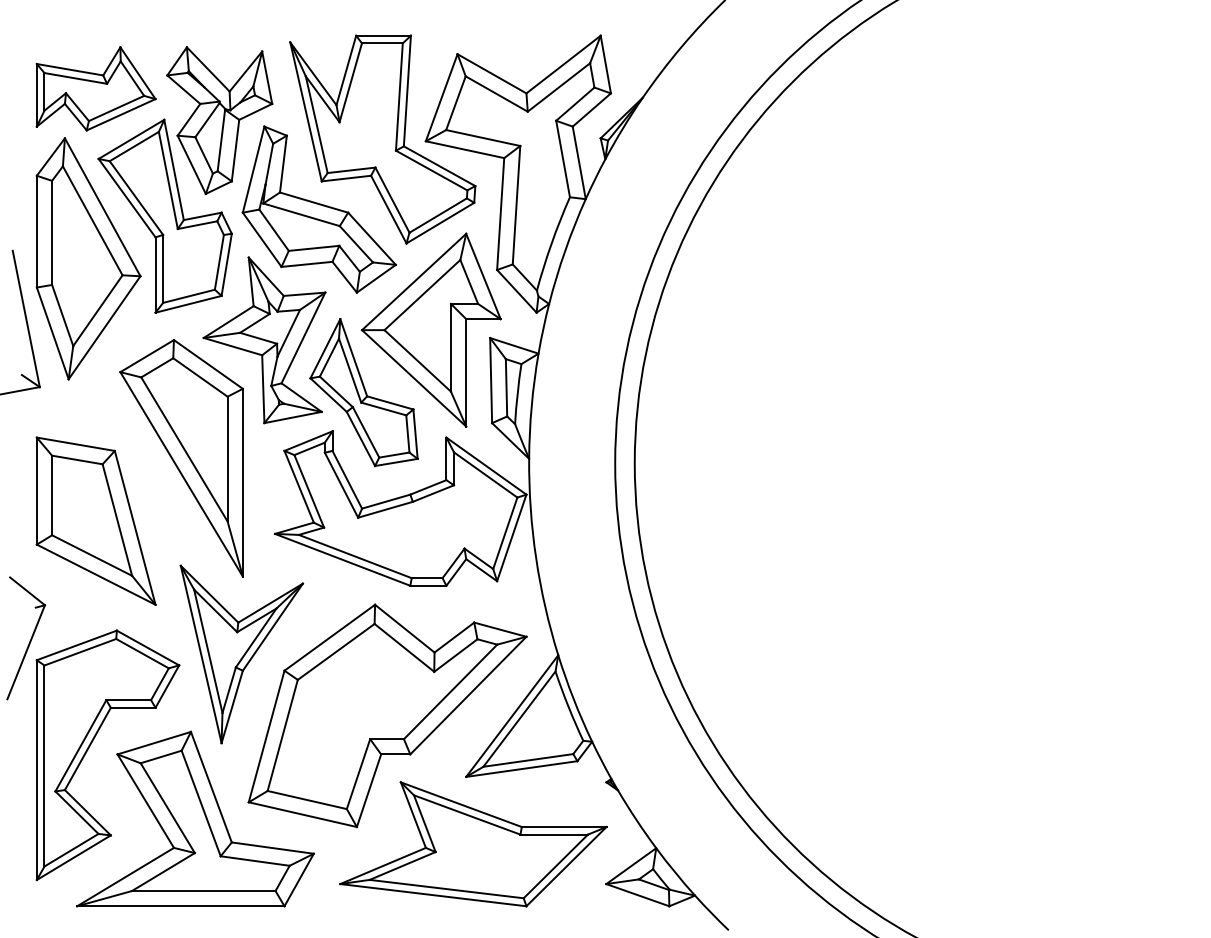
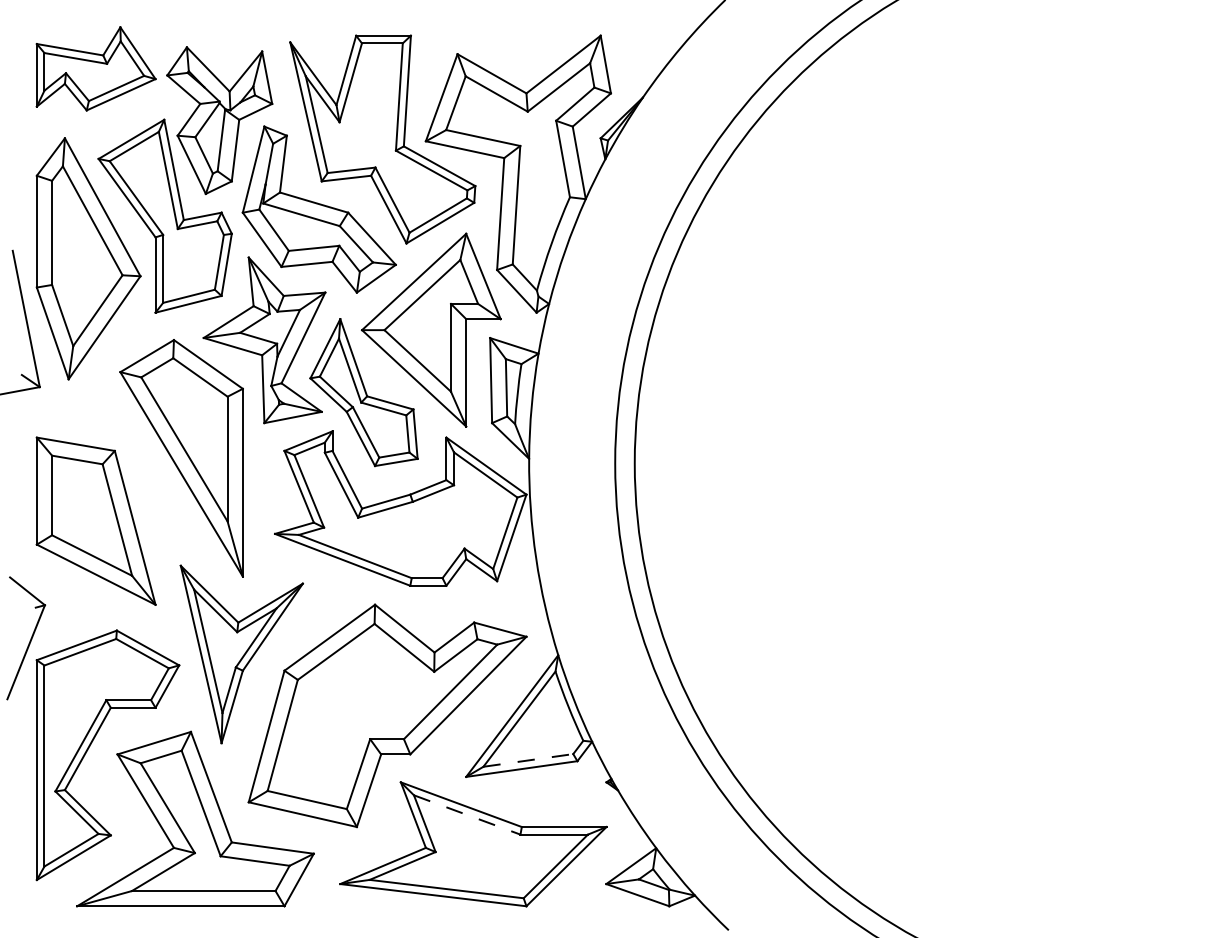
part position: (95, 88) -> (95, 68) (95, 68)
line: solid -> dashed (528, 760)
line: solid -> dashed (467, 814)
